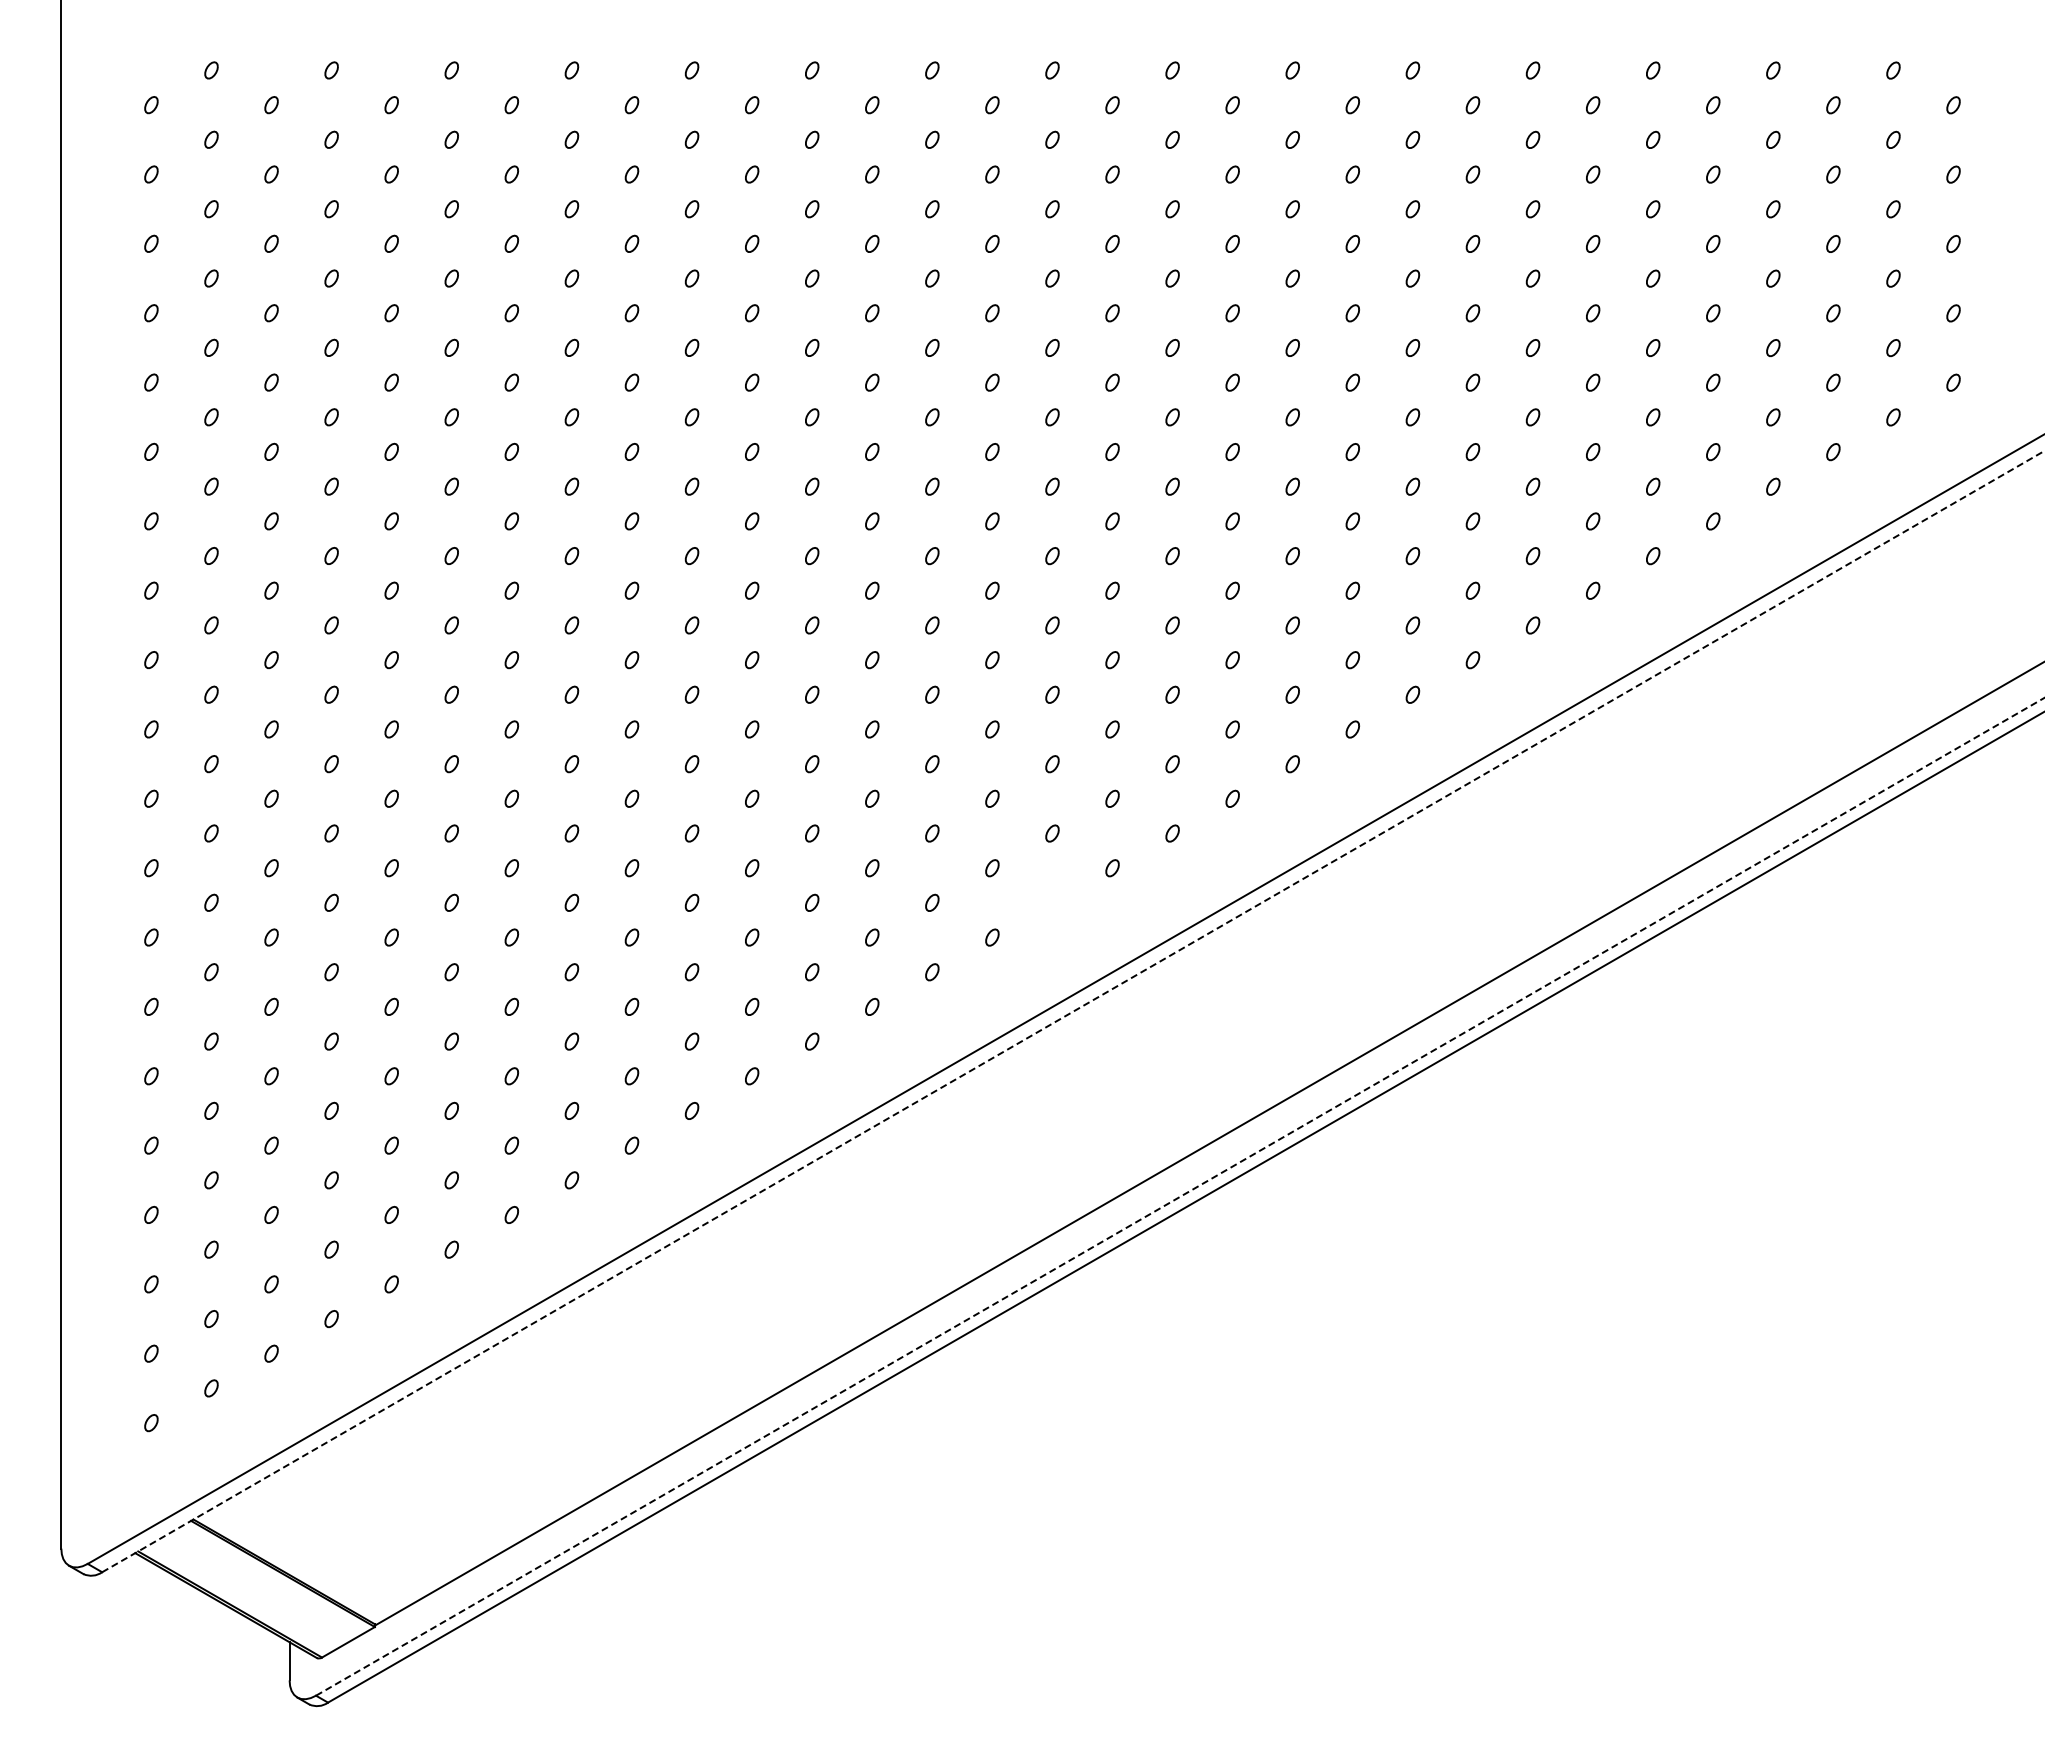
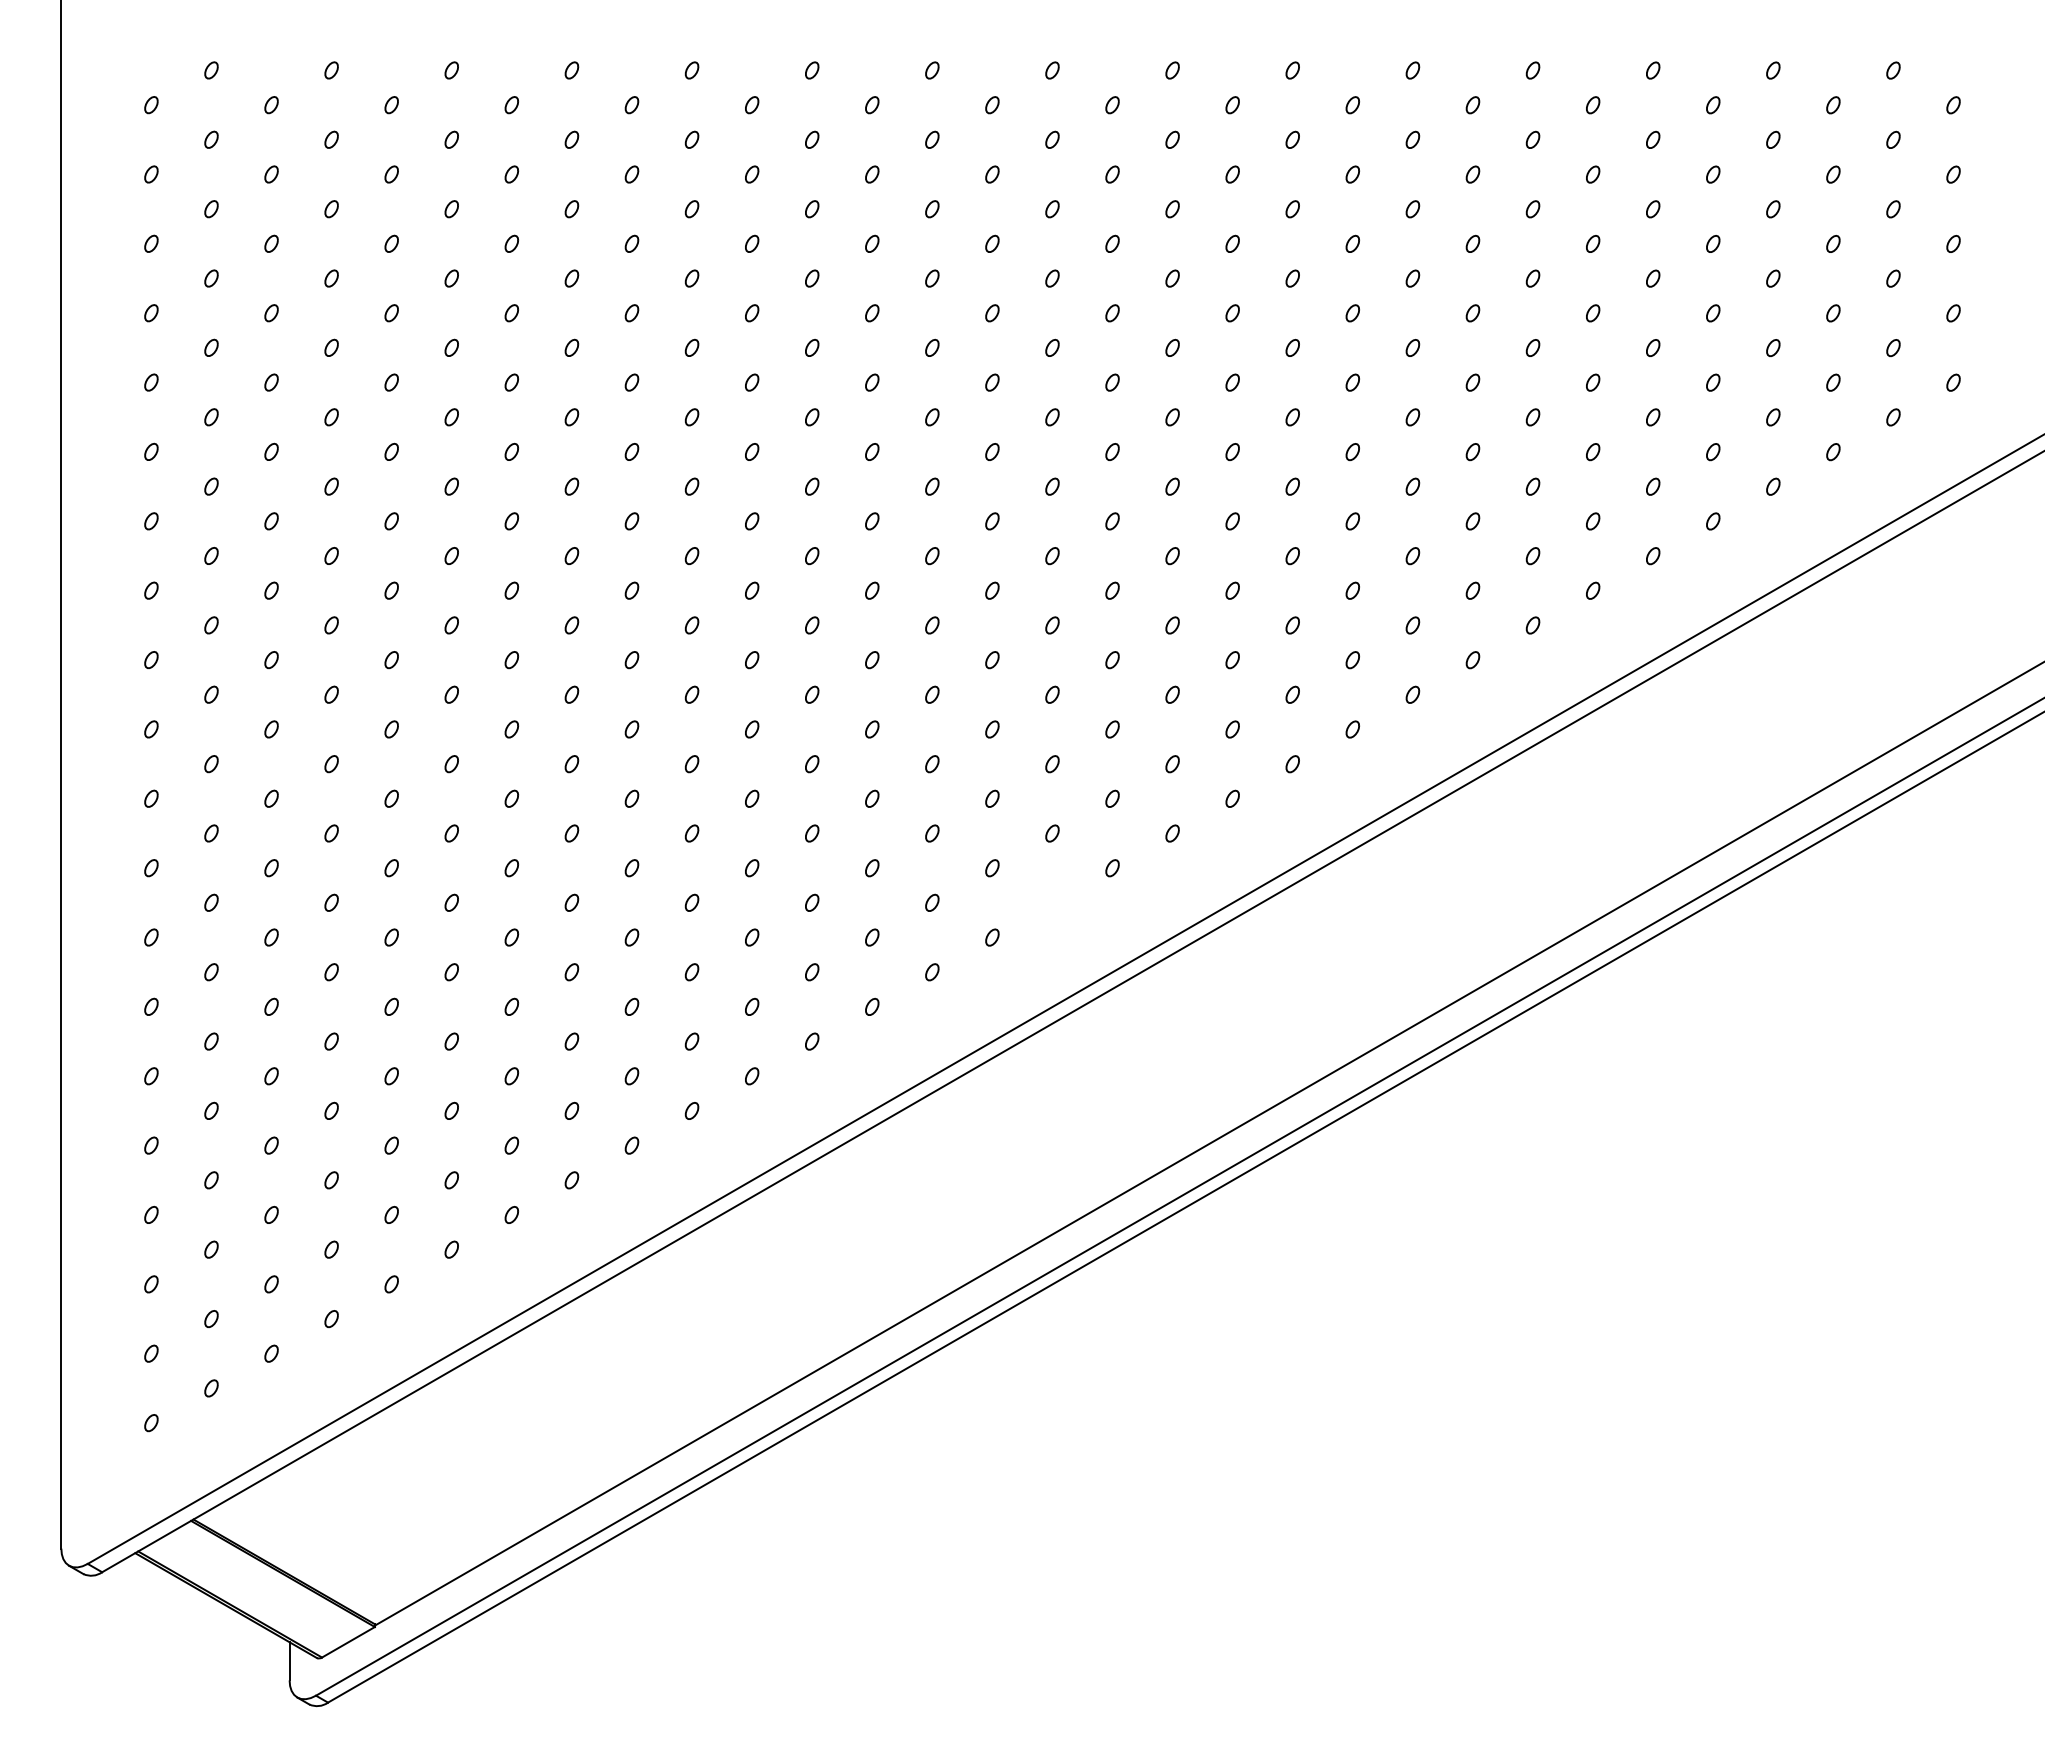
line: dashed -> solid (1073, 1011)
line: dashed -> solid (1180, 1196)
